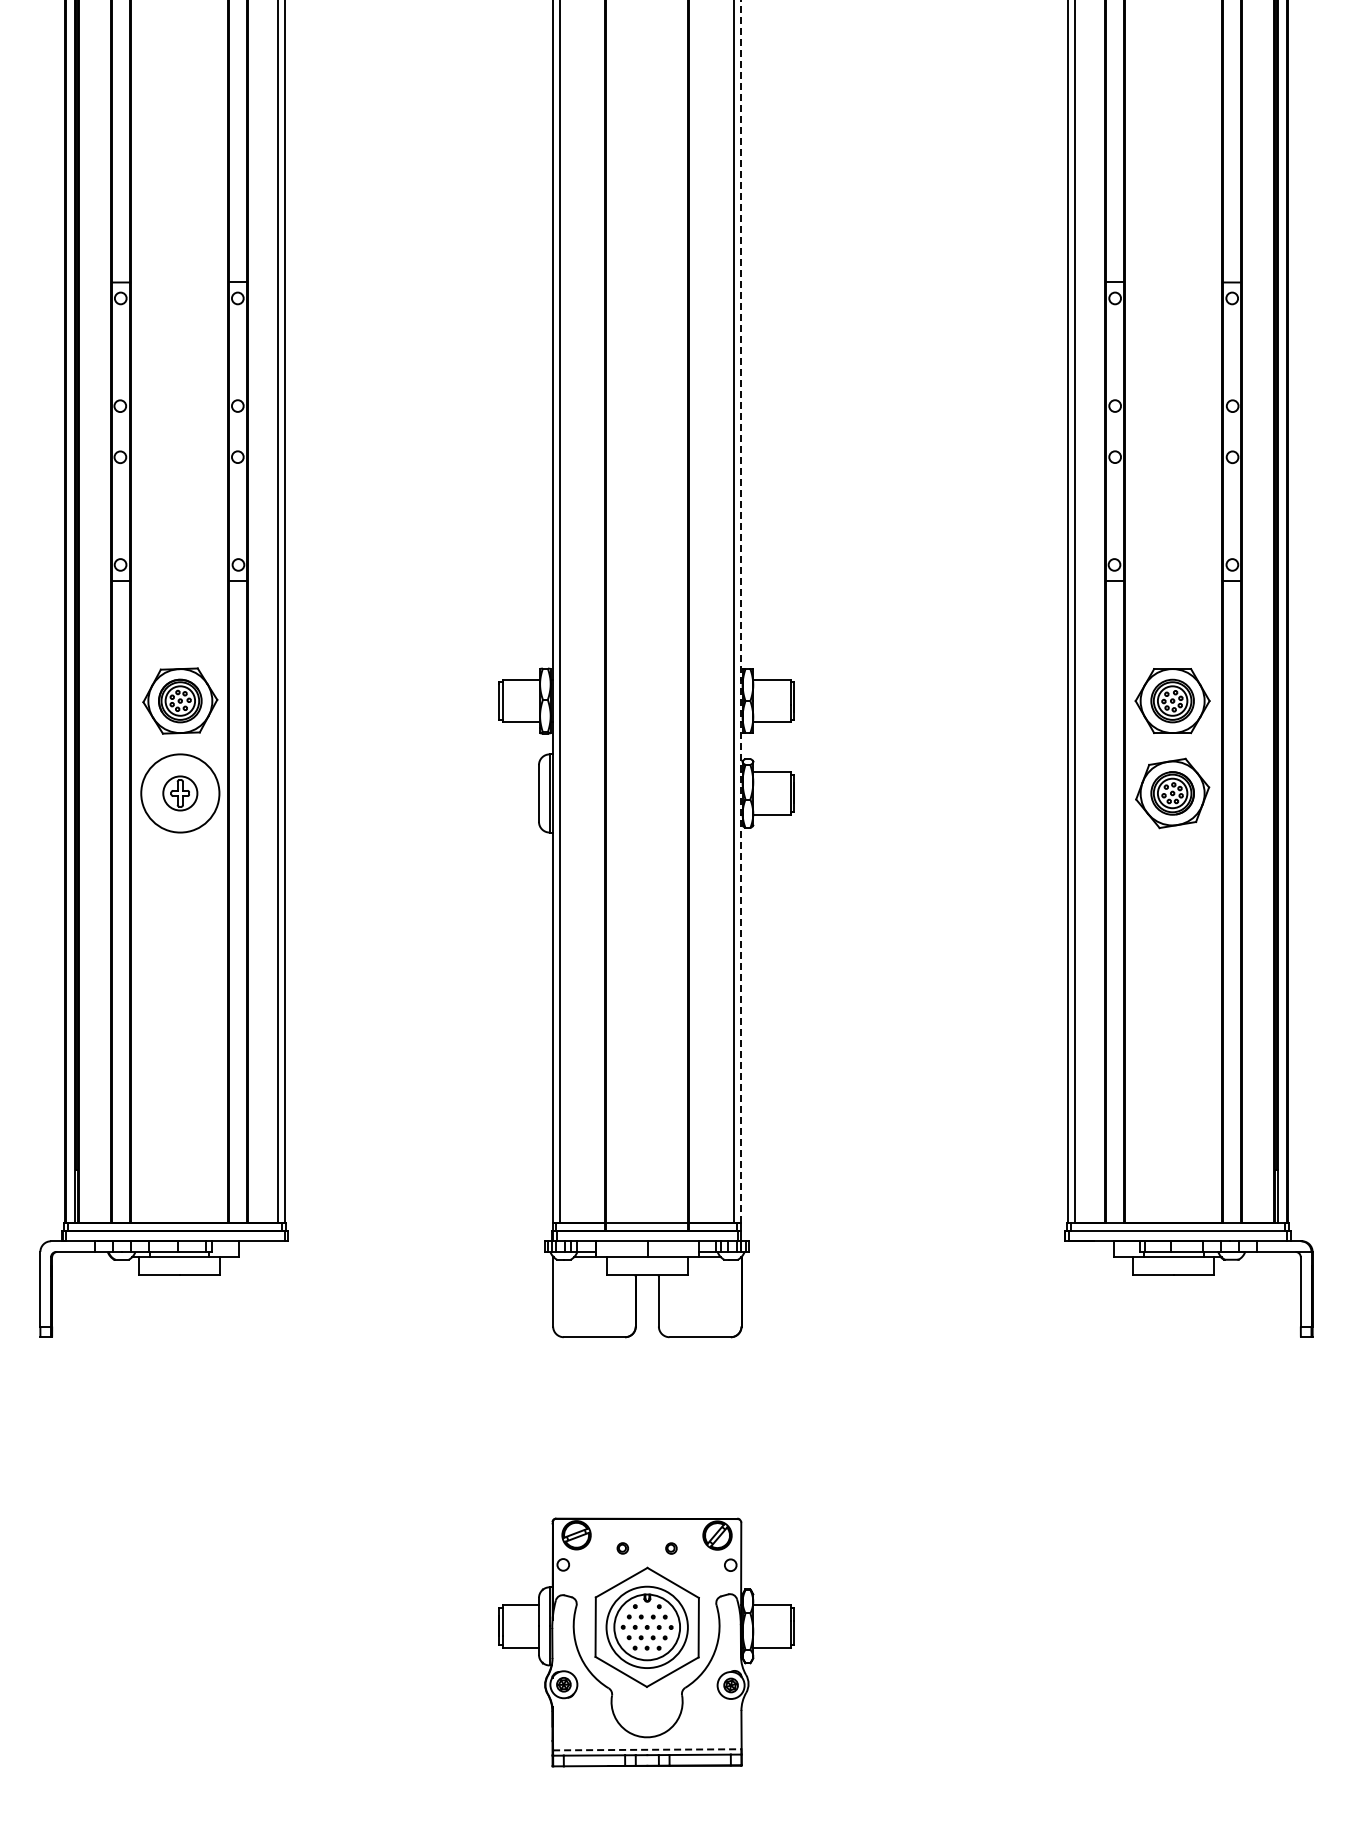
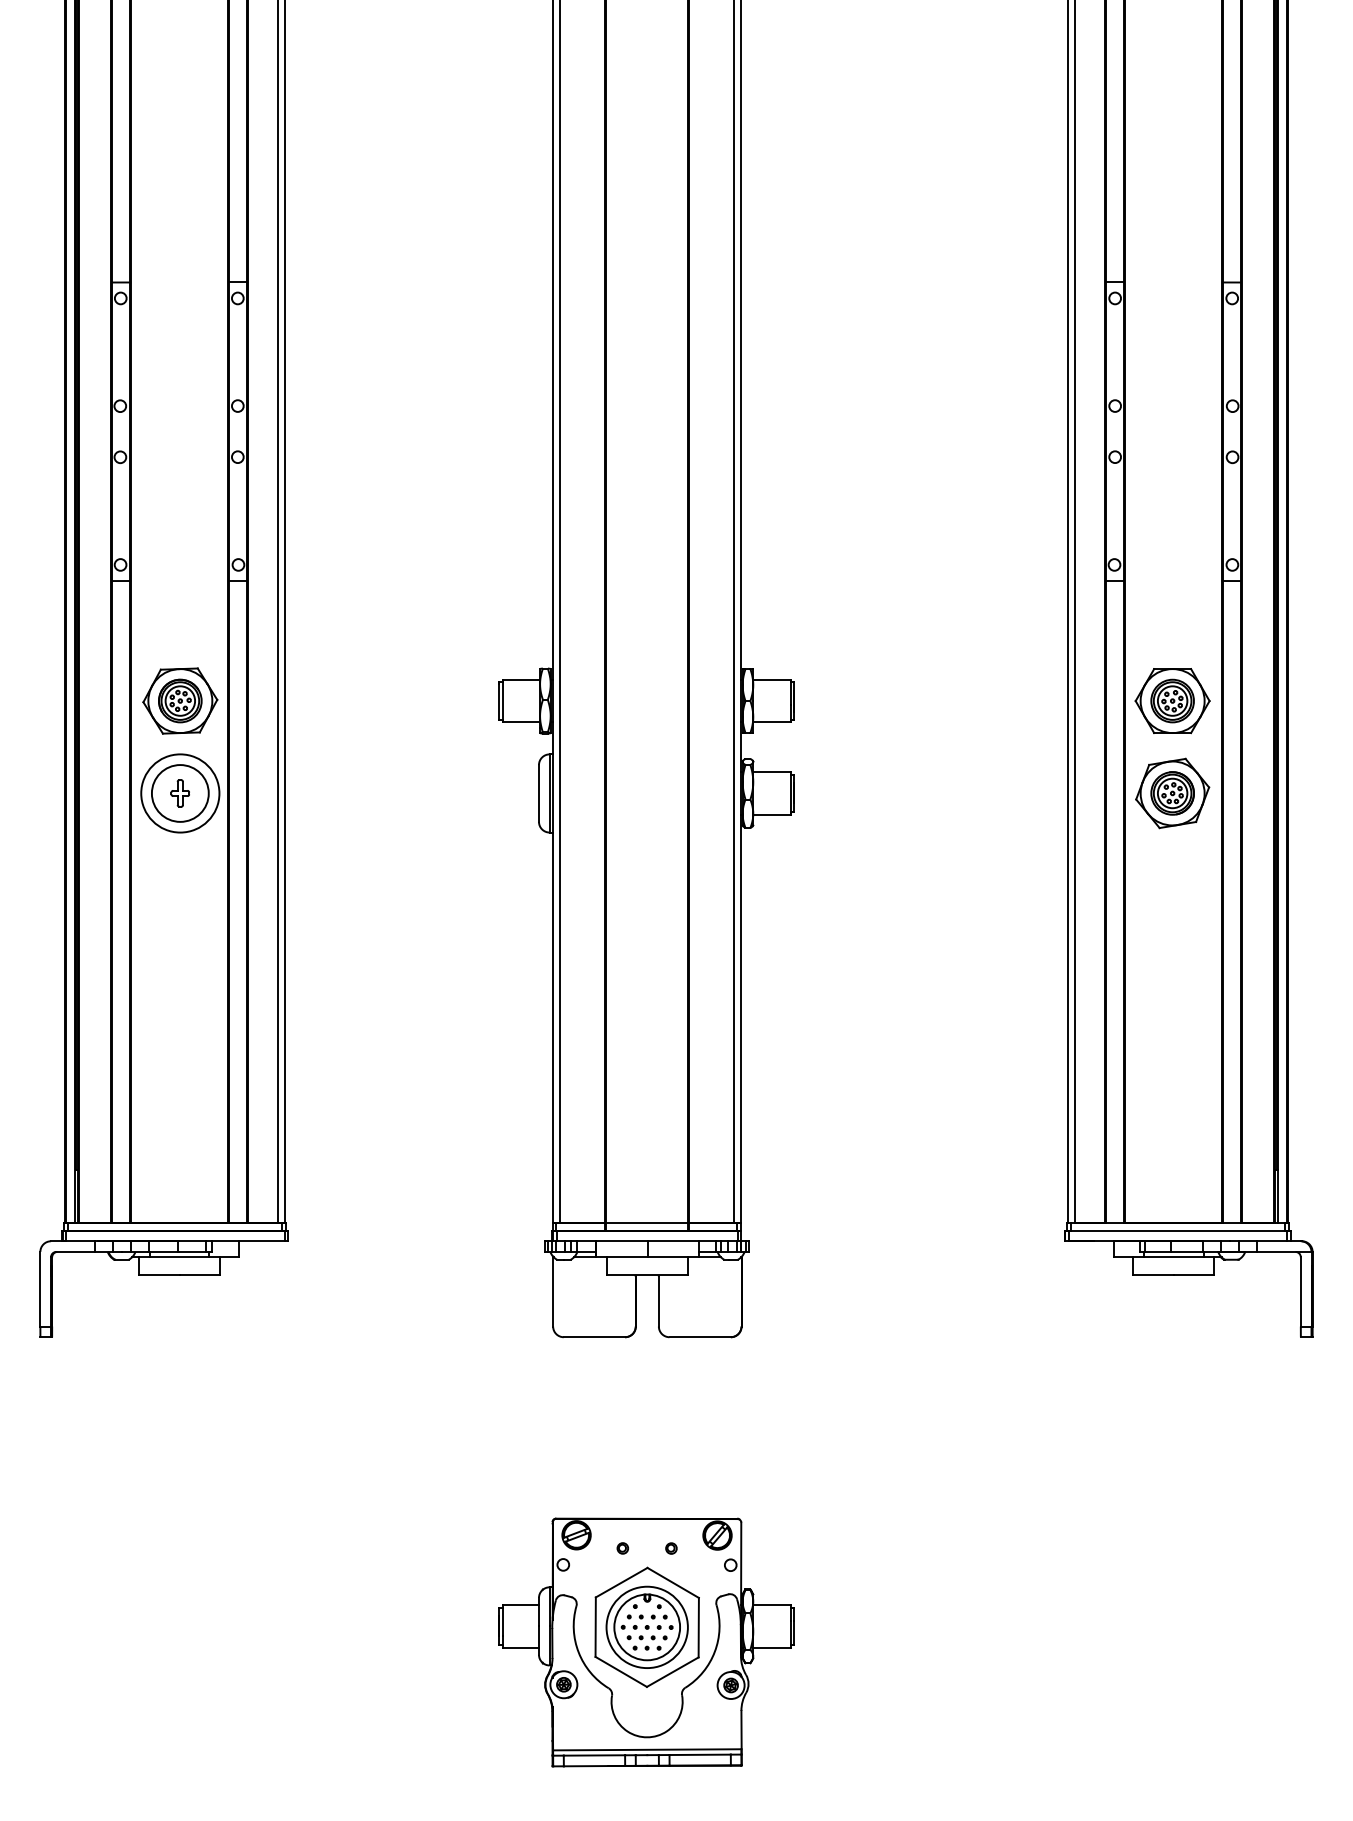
line: dashed -> solid (740, 611)
circle diameter: 34 px -> 57 px (179, 793)
line: dashed -> solid (647, 1749)
